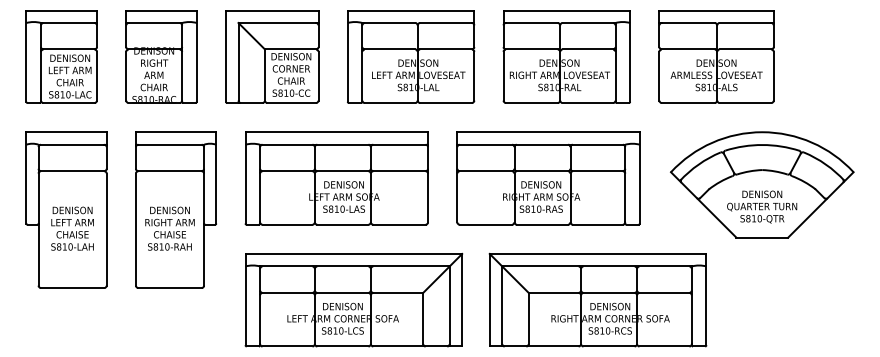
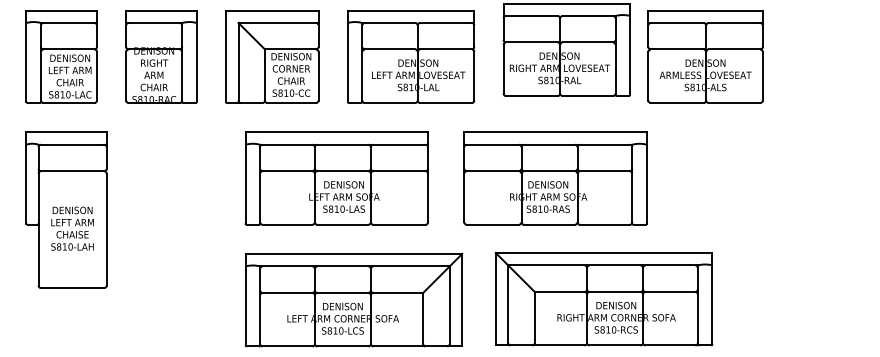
part position: (566, 56) -> (566, 49) (566, 49)
part position: (716, 56) -> (705, 56) (705, 56)
part position: (548, 178) -> (555, 178) (555, 178)
part: present -> none (762, 184)
part: present -> none (175, 209)
part position: (597, 299) -> (603, 298) (603, 298)
